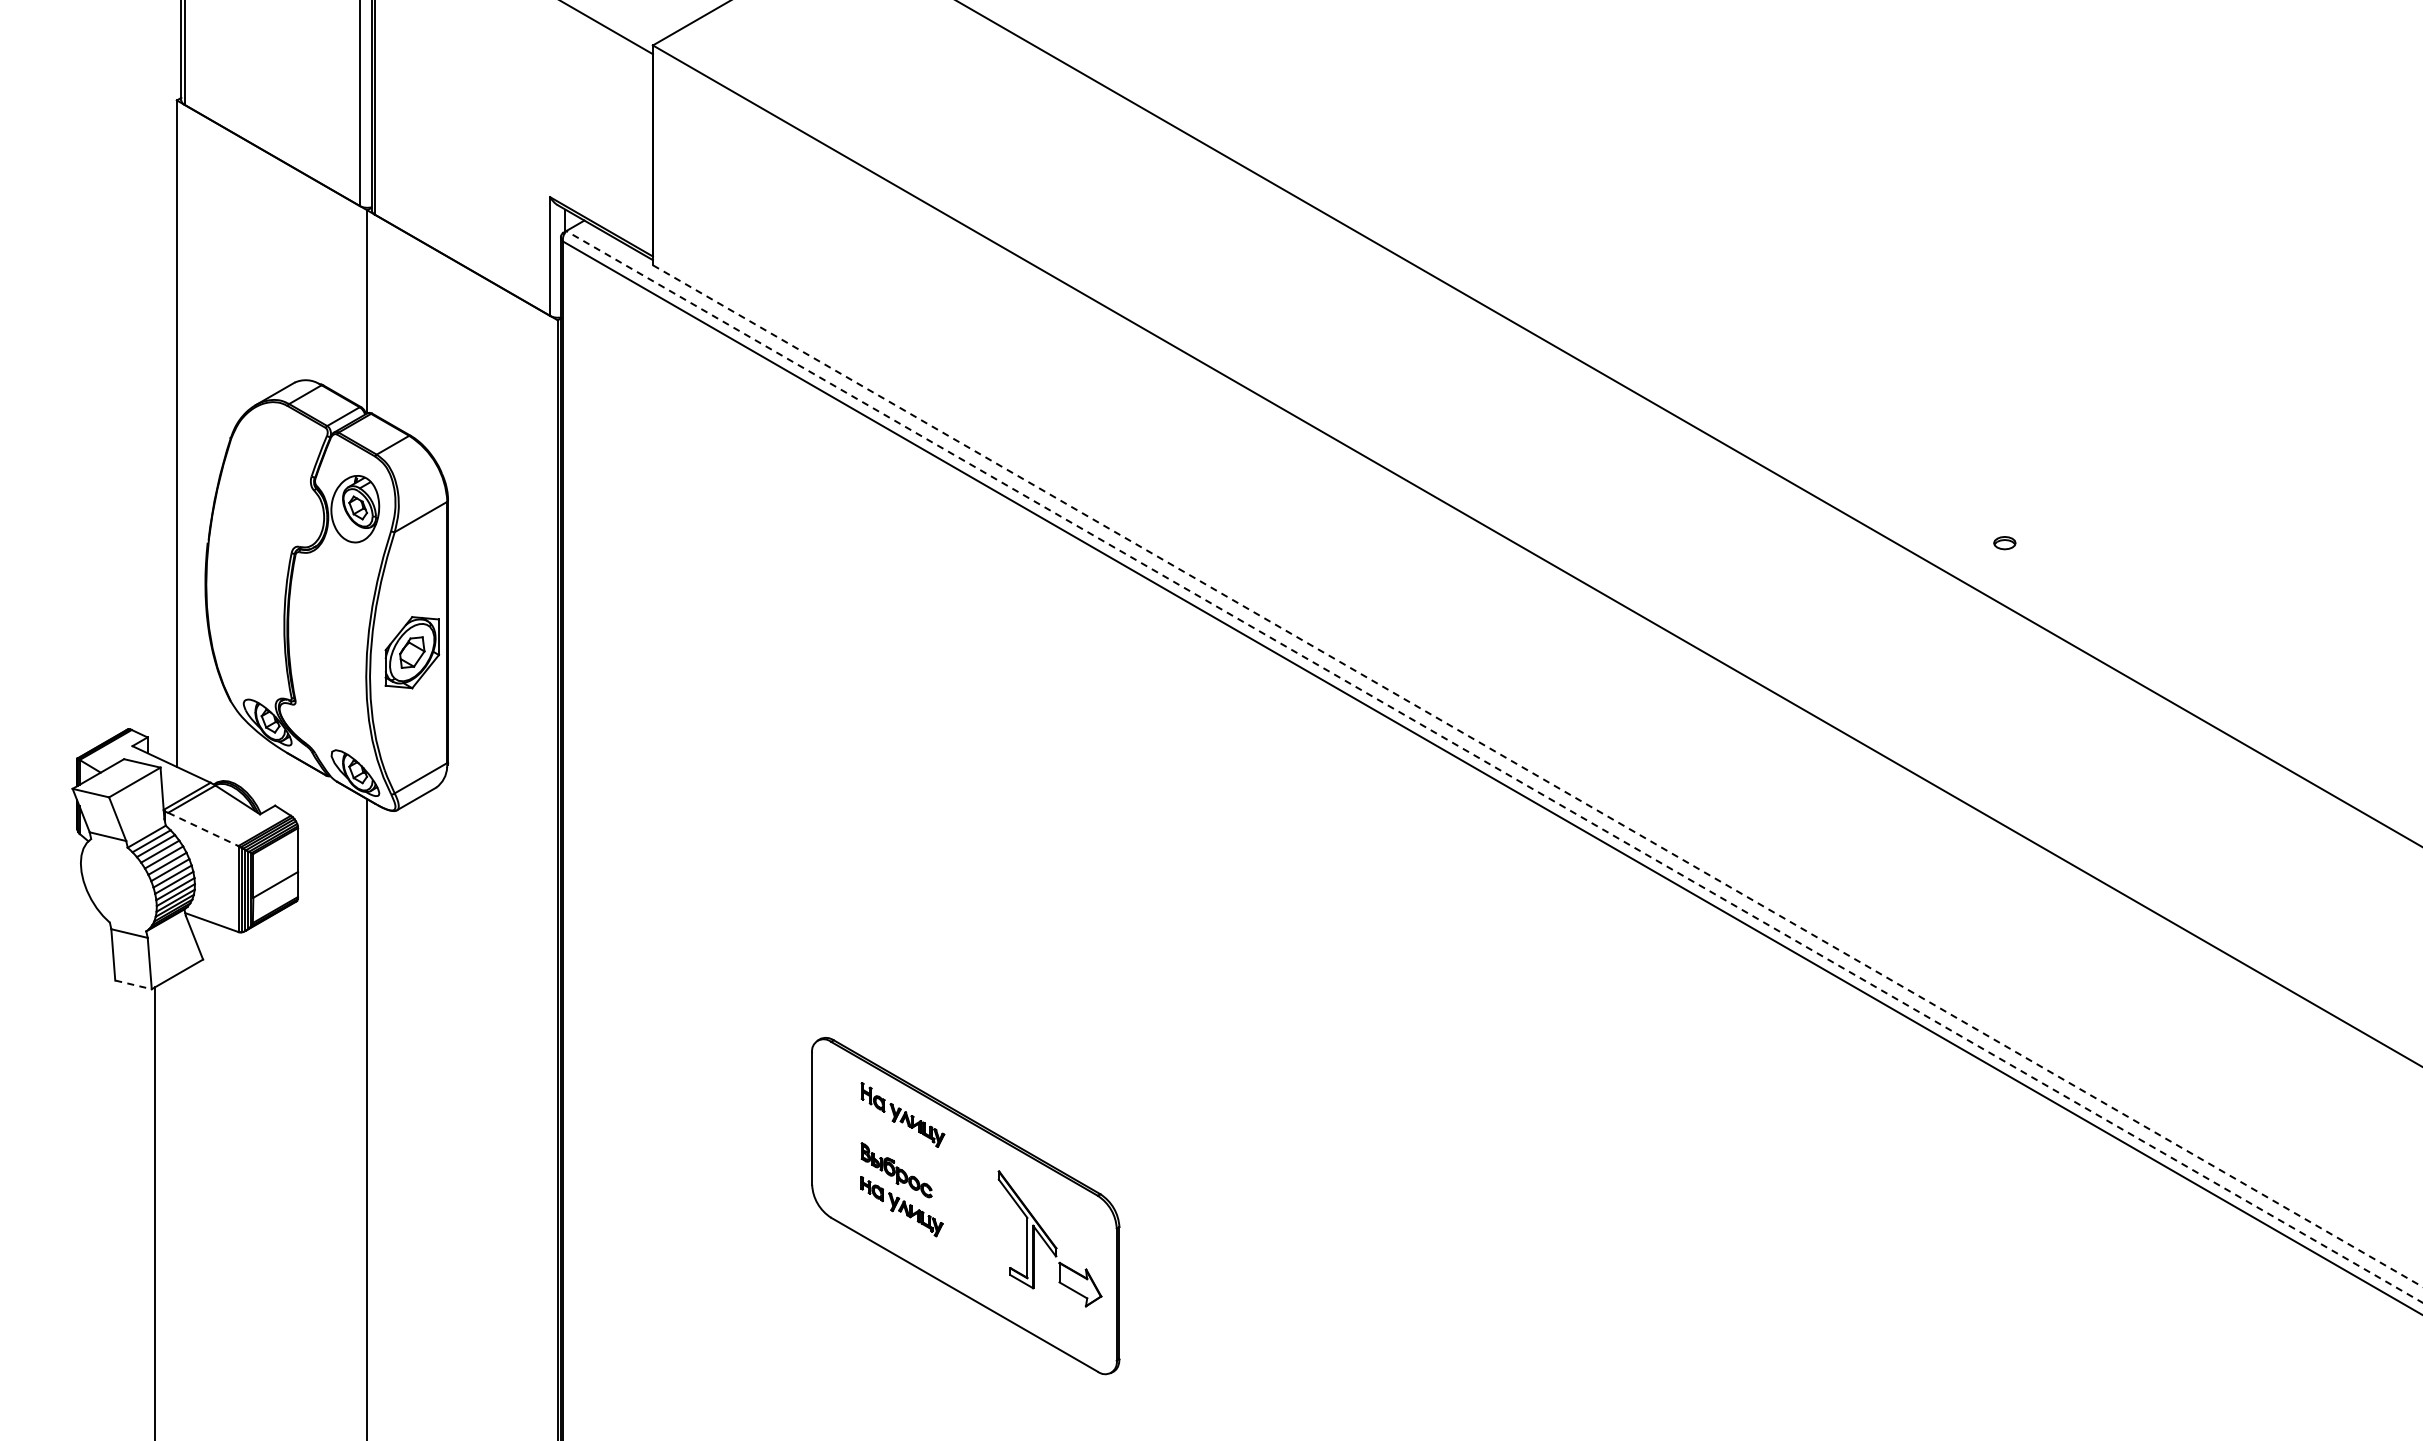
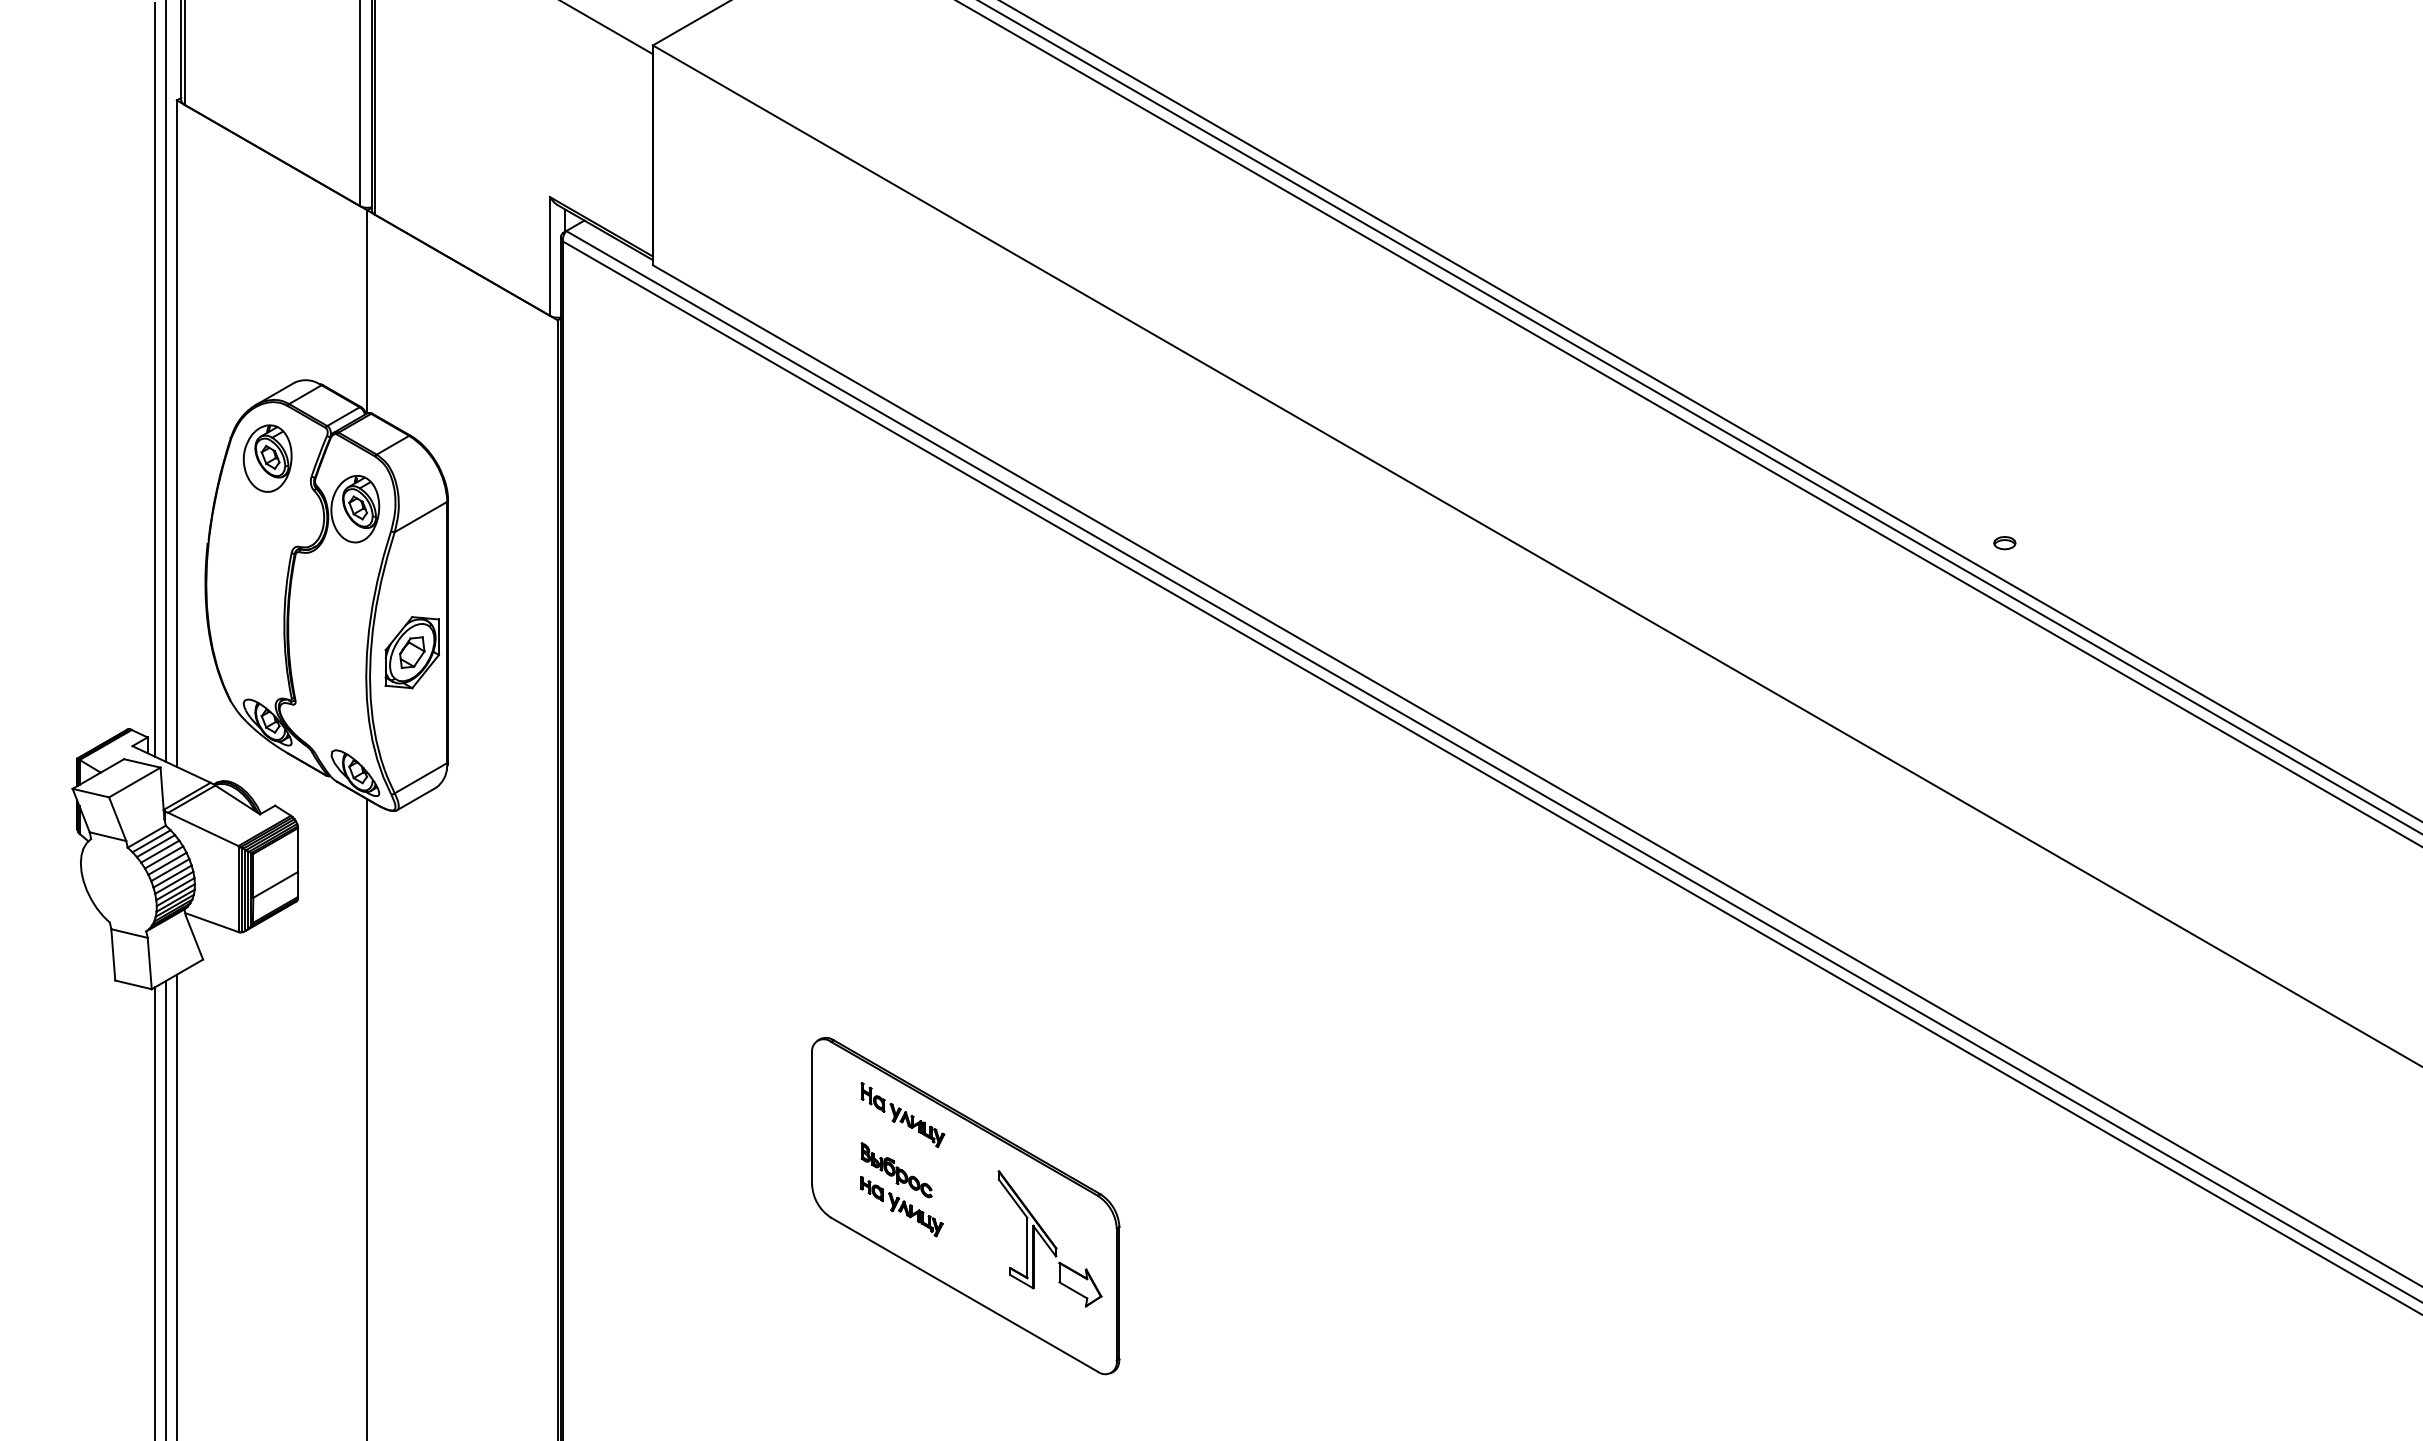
line: none -> present (155, 379)
line: none -> present (165, 381)
line: none -> present (1710, 411)
line: none -> present (1699, 417)
part: none -> present (267, 458)
line: dashed -> solid (1494, 766)
line: dashed -> solid (1537, 776)
line: dashed -> solid (203, 829)
line: dashed -> solid (133, 984)
line: none -> present (176, 1205)
line: none -> present (165, 1209)
